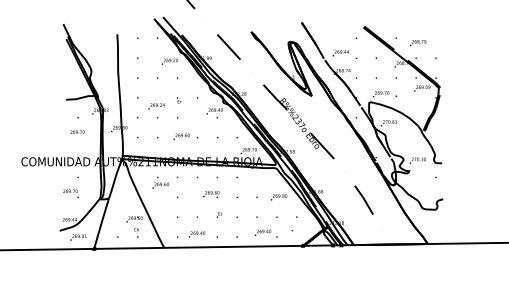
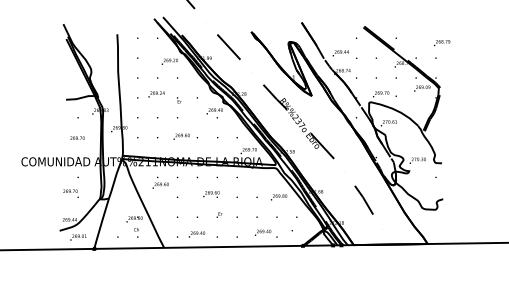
text position: (418, 43) -> (442, 43) (442, 43)
text position: (156, 106) -> (156, 94) (156, 94)
text position: (77, 131) -> (77, 137) (77, 137)
